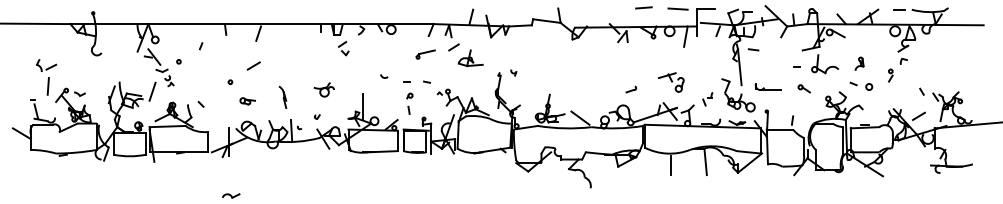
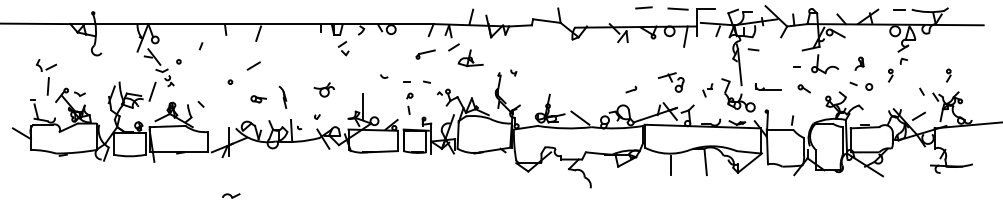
part: none -> present (948, 75)
part position: (707, 99) -> (707, 90) (707, 90)
part position: (247, 101) -> (258, 99) (258, 99)
